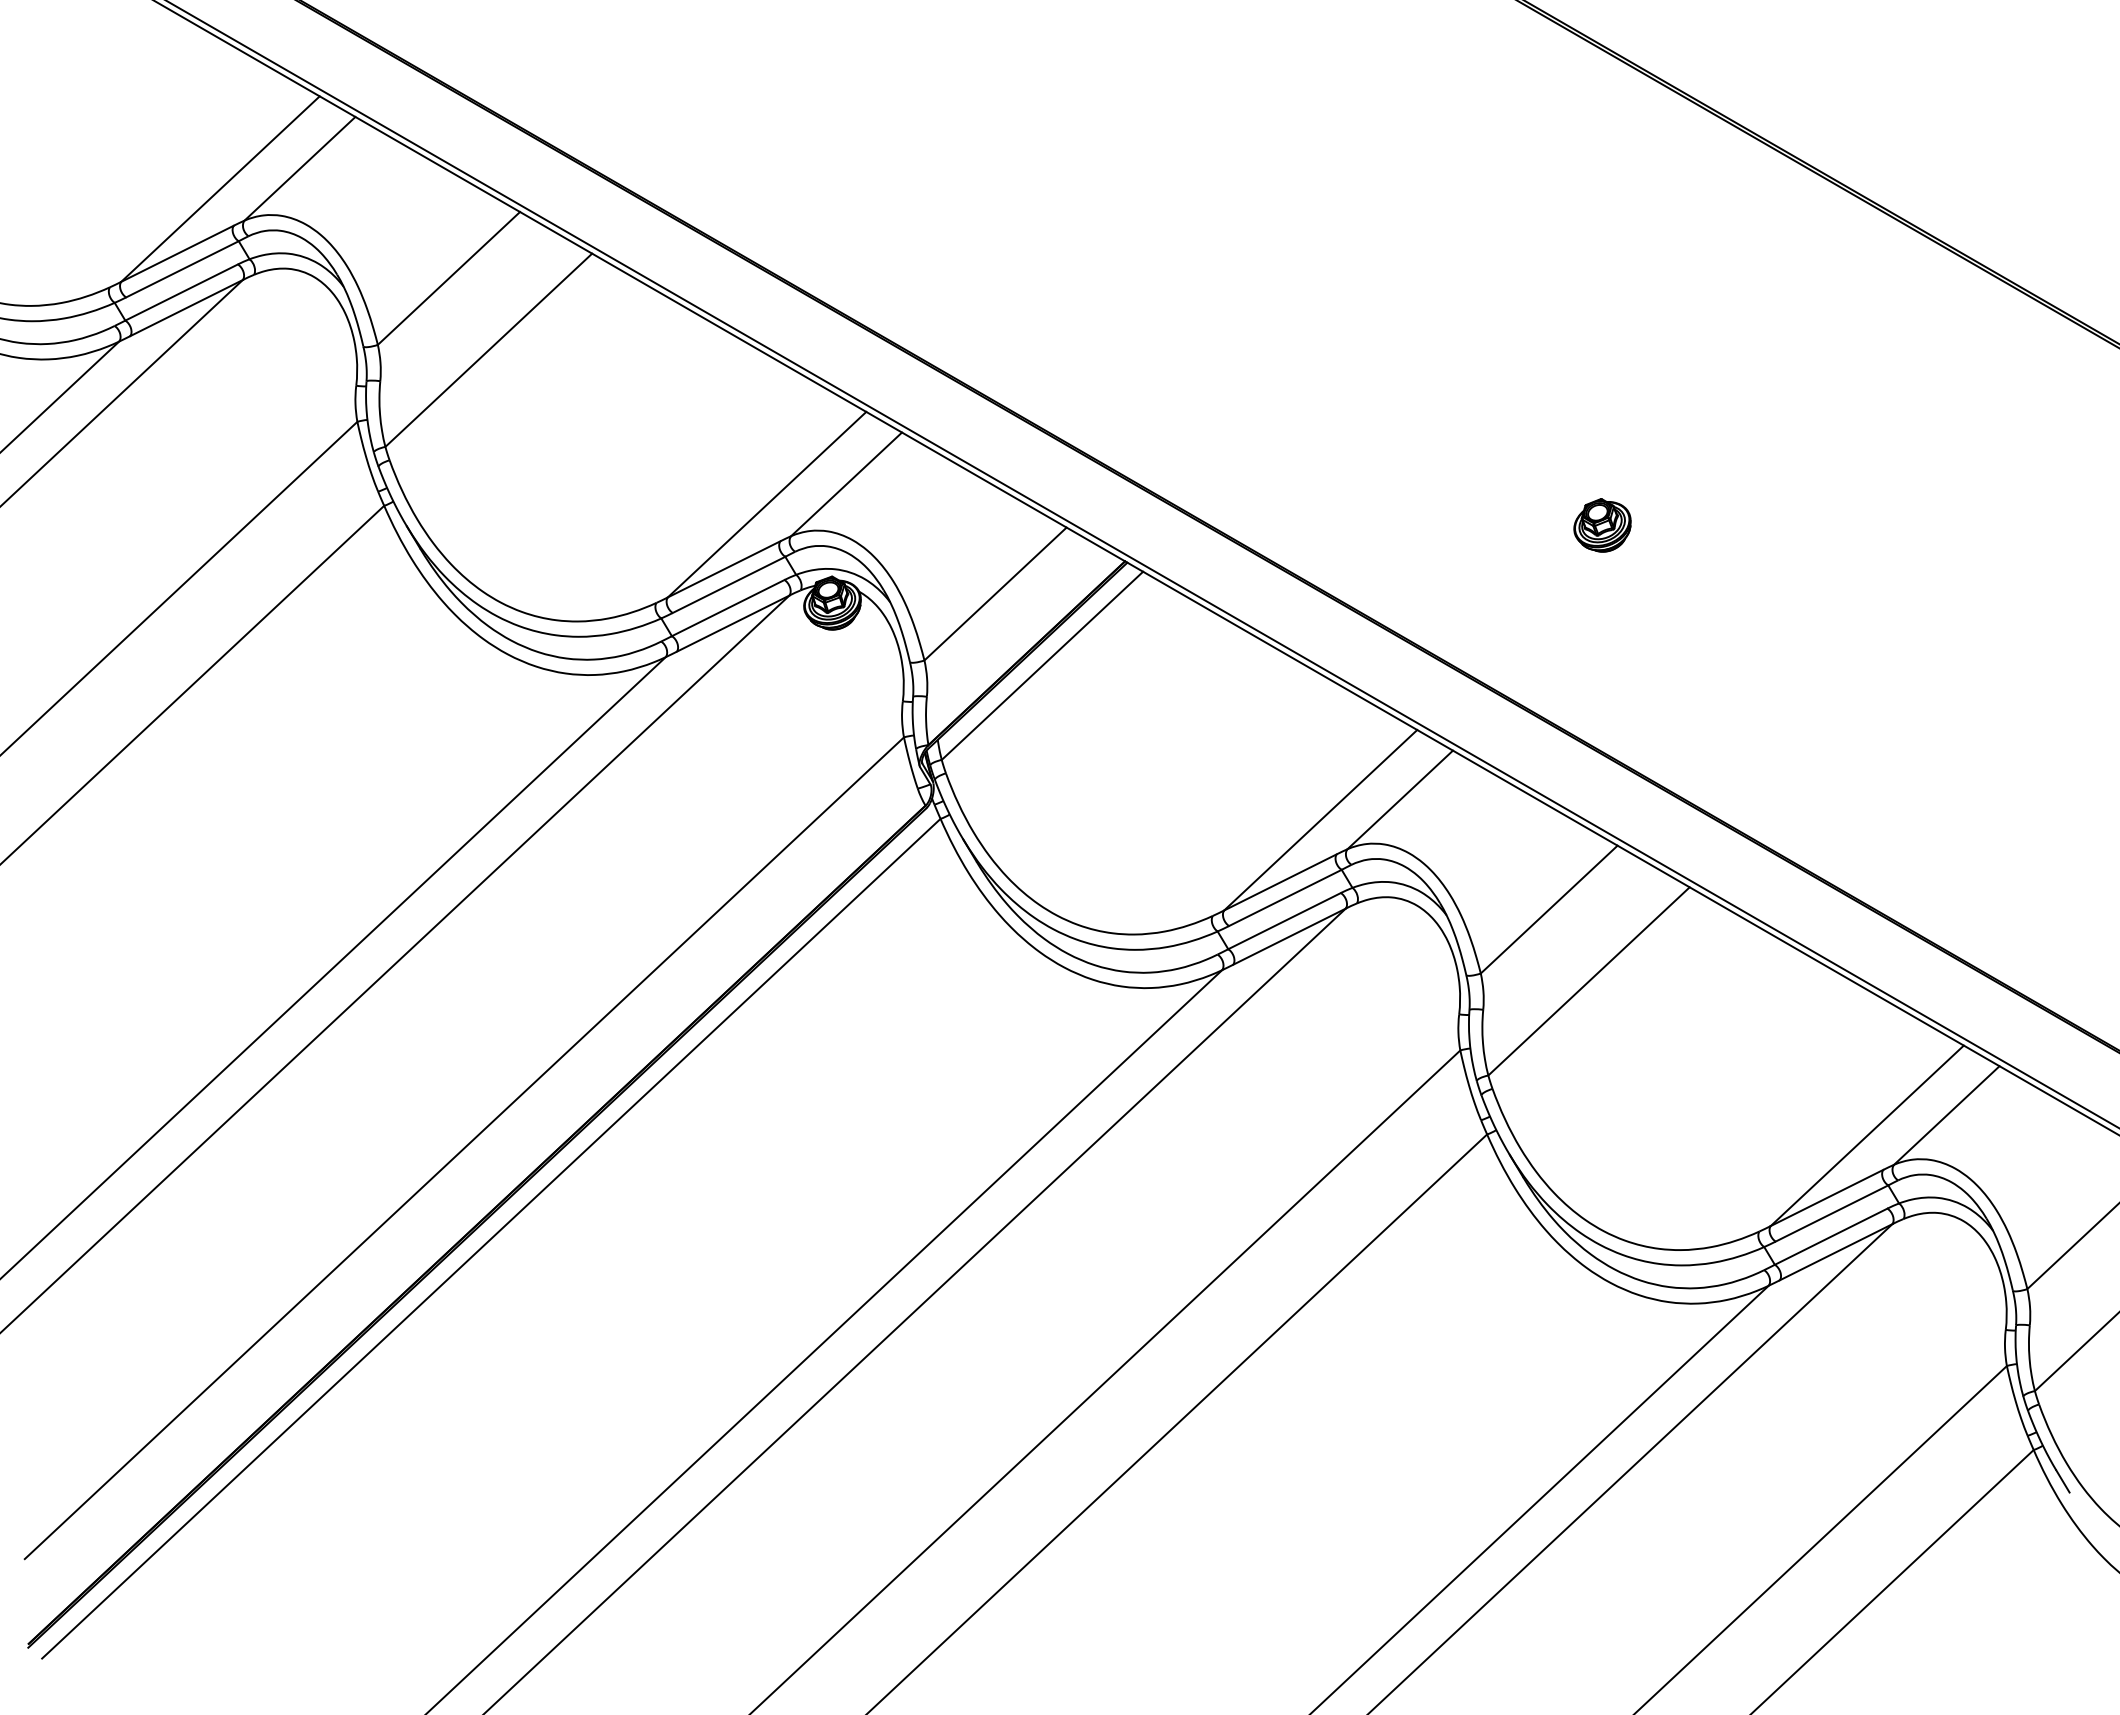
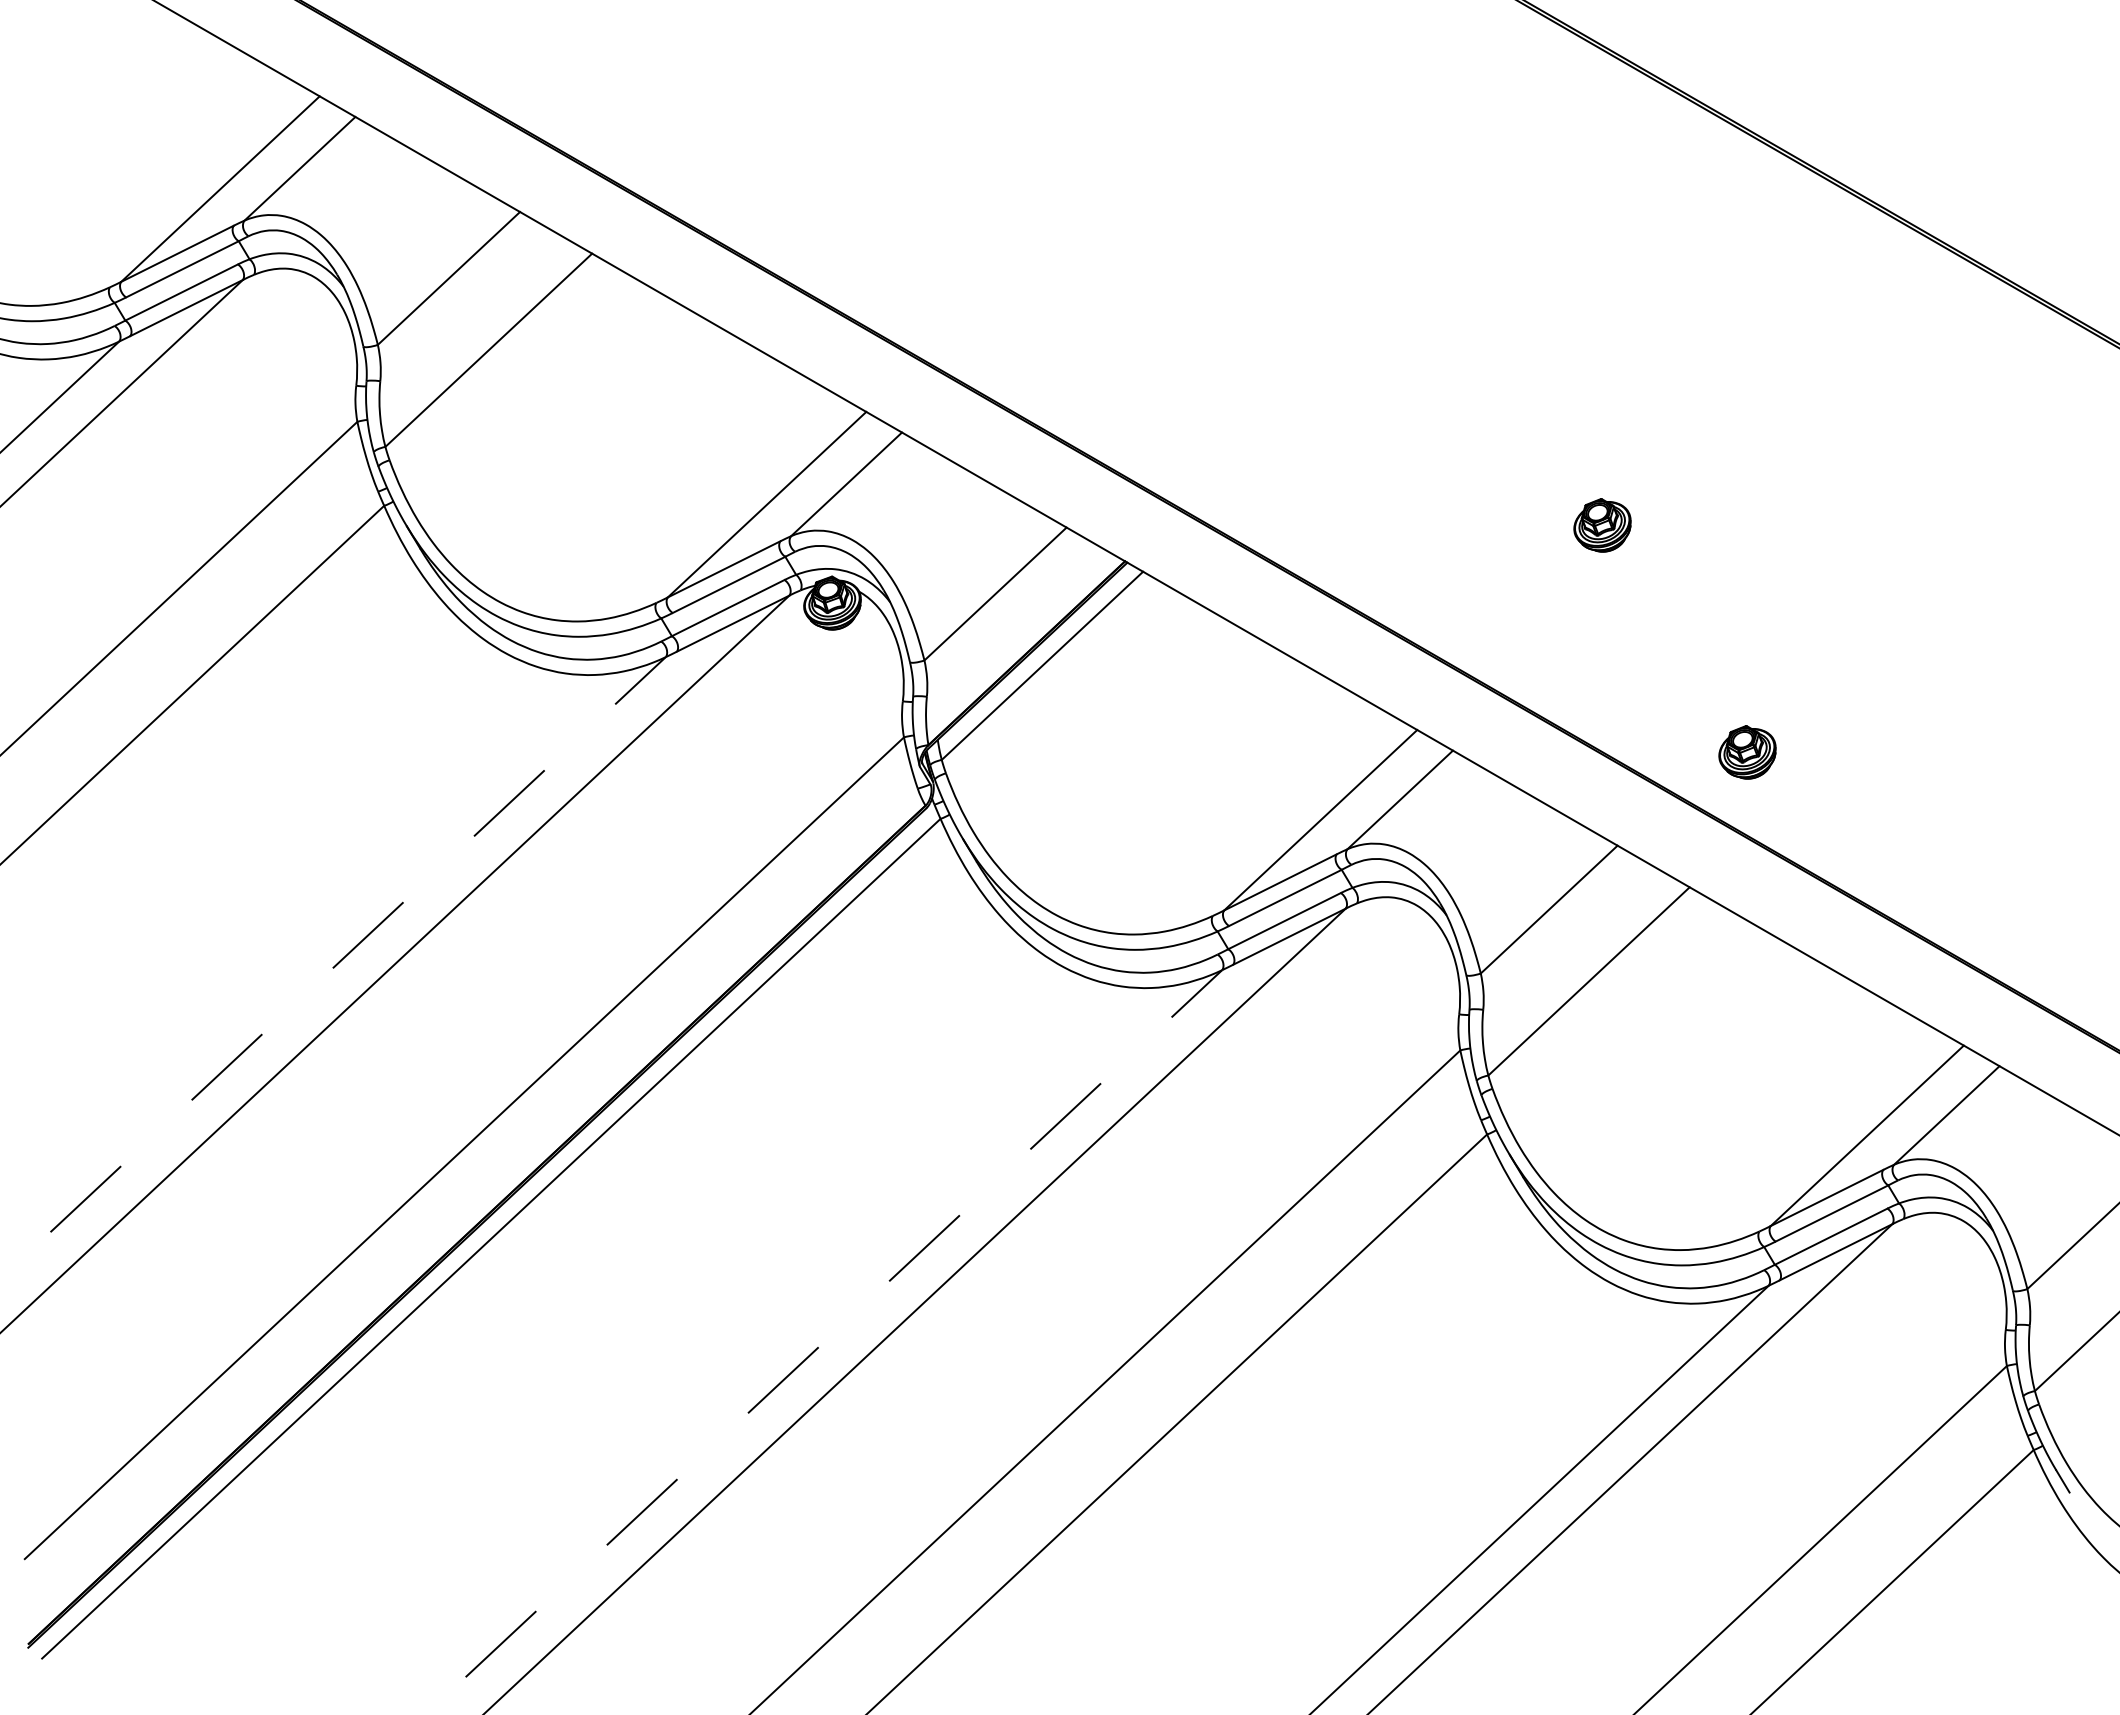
line: present -> none (1142, 564)
part: none -> present (1747, 752)
line: solid -> dashed (333, 967)
line: solid -> dashed (824, 1342)
